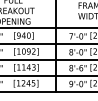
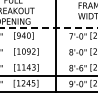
line: solid -> dashed (49, 28)
line: present -> none (48, 43)
line: present -> none (48, 59)
